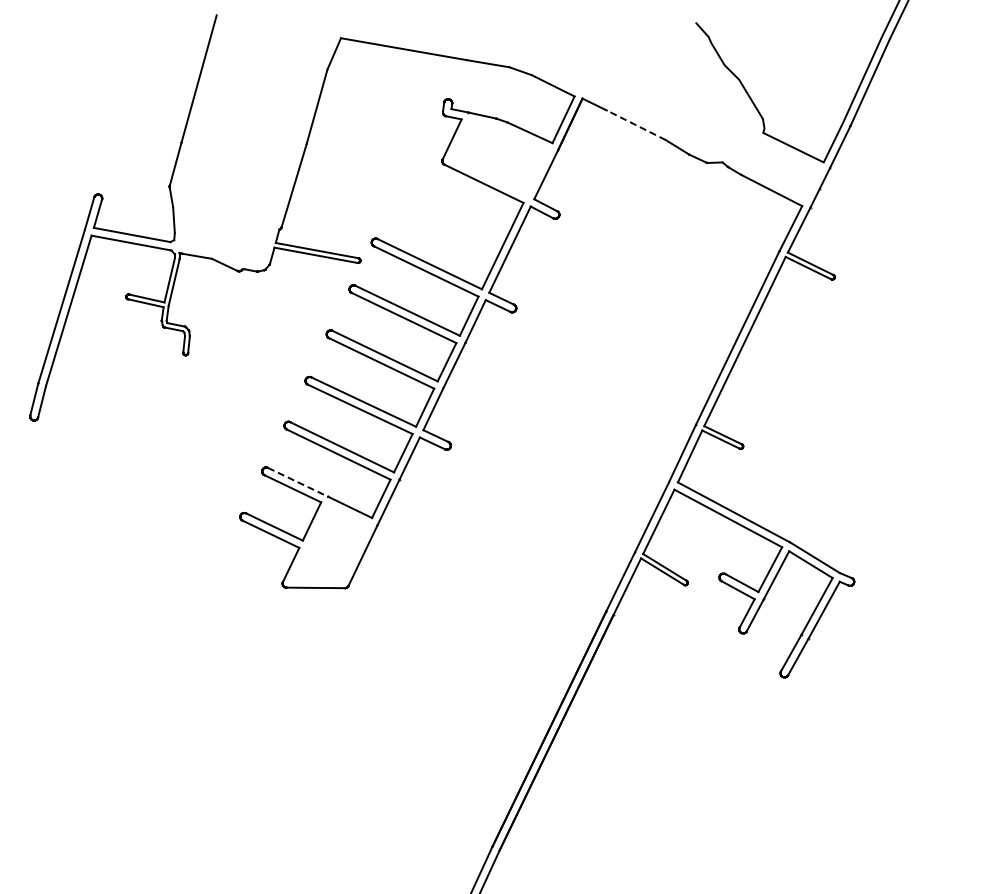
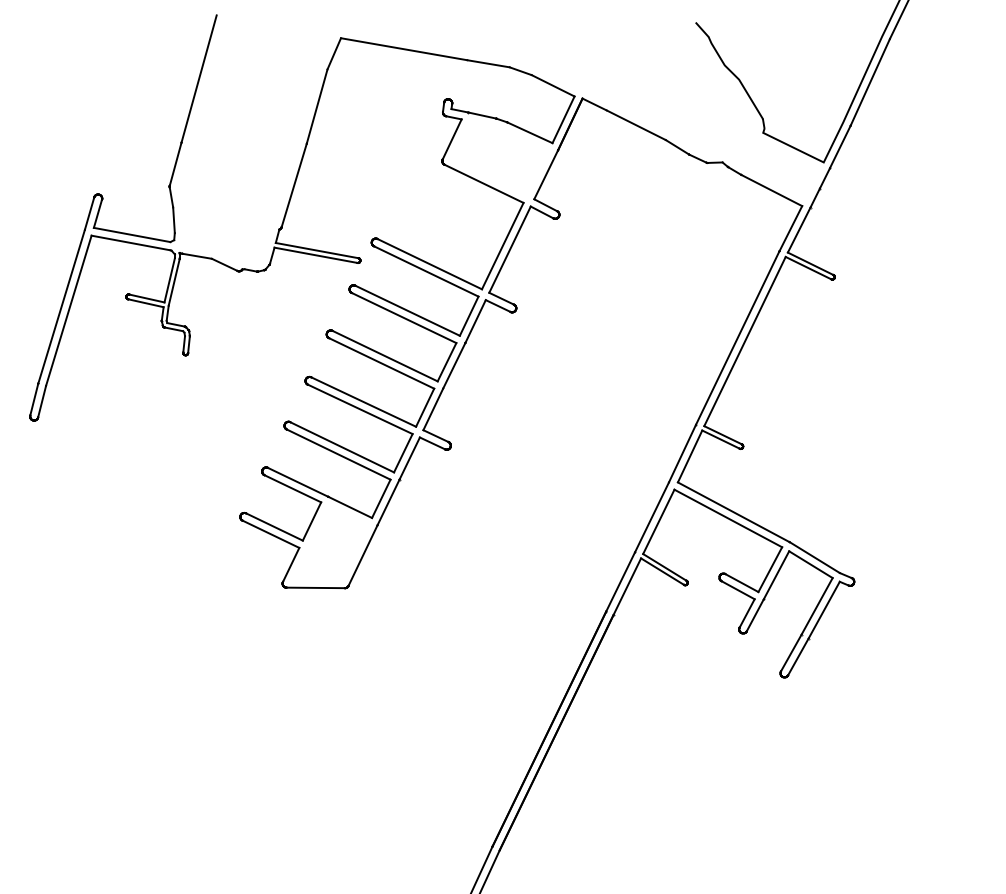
line: dashed -> solid (635, 125)
line: dashed -> solid (298, 482)
